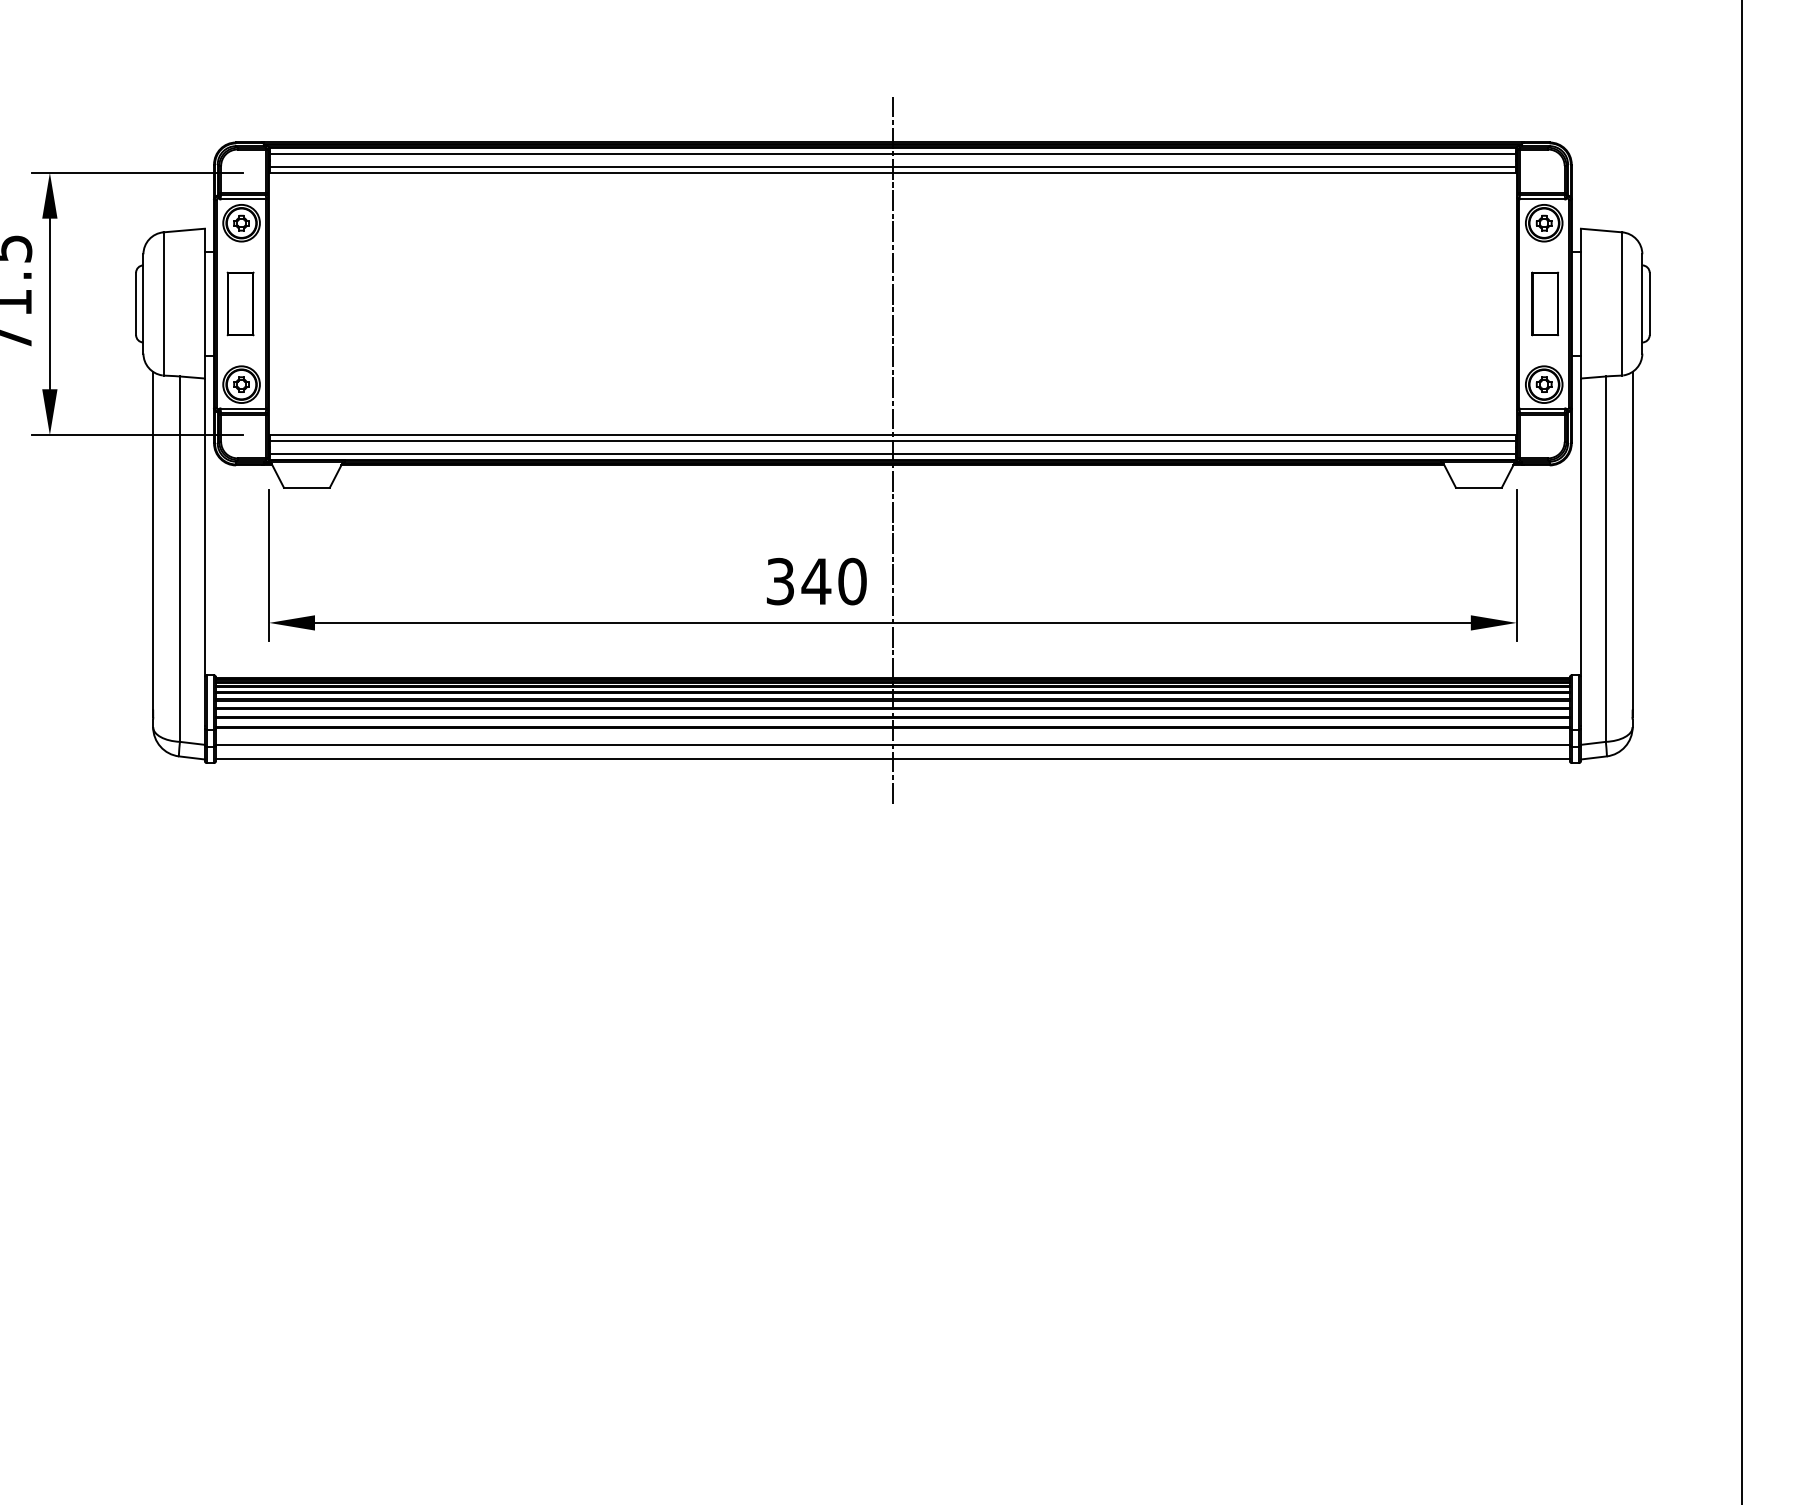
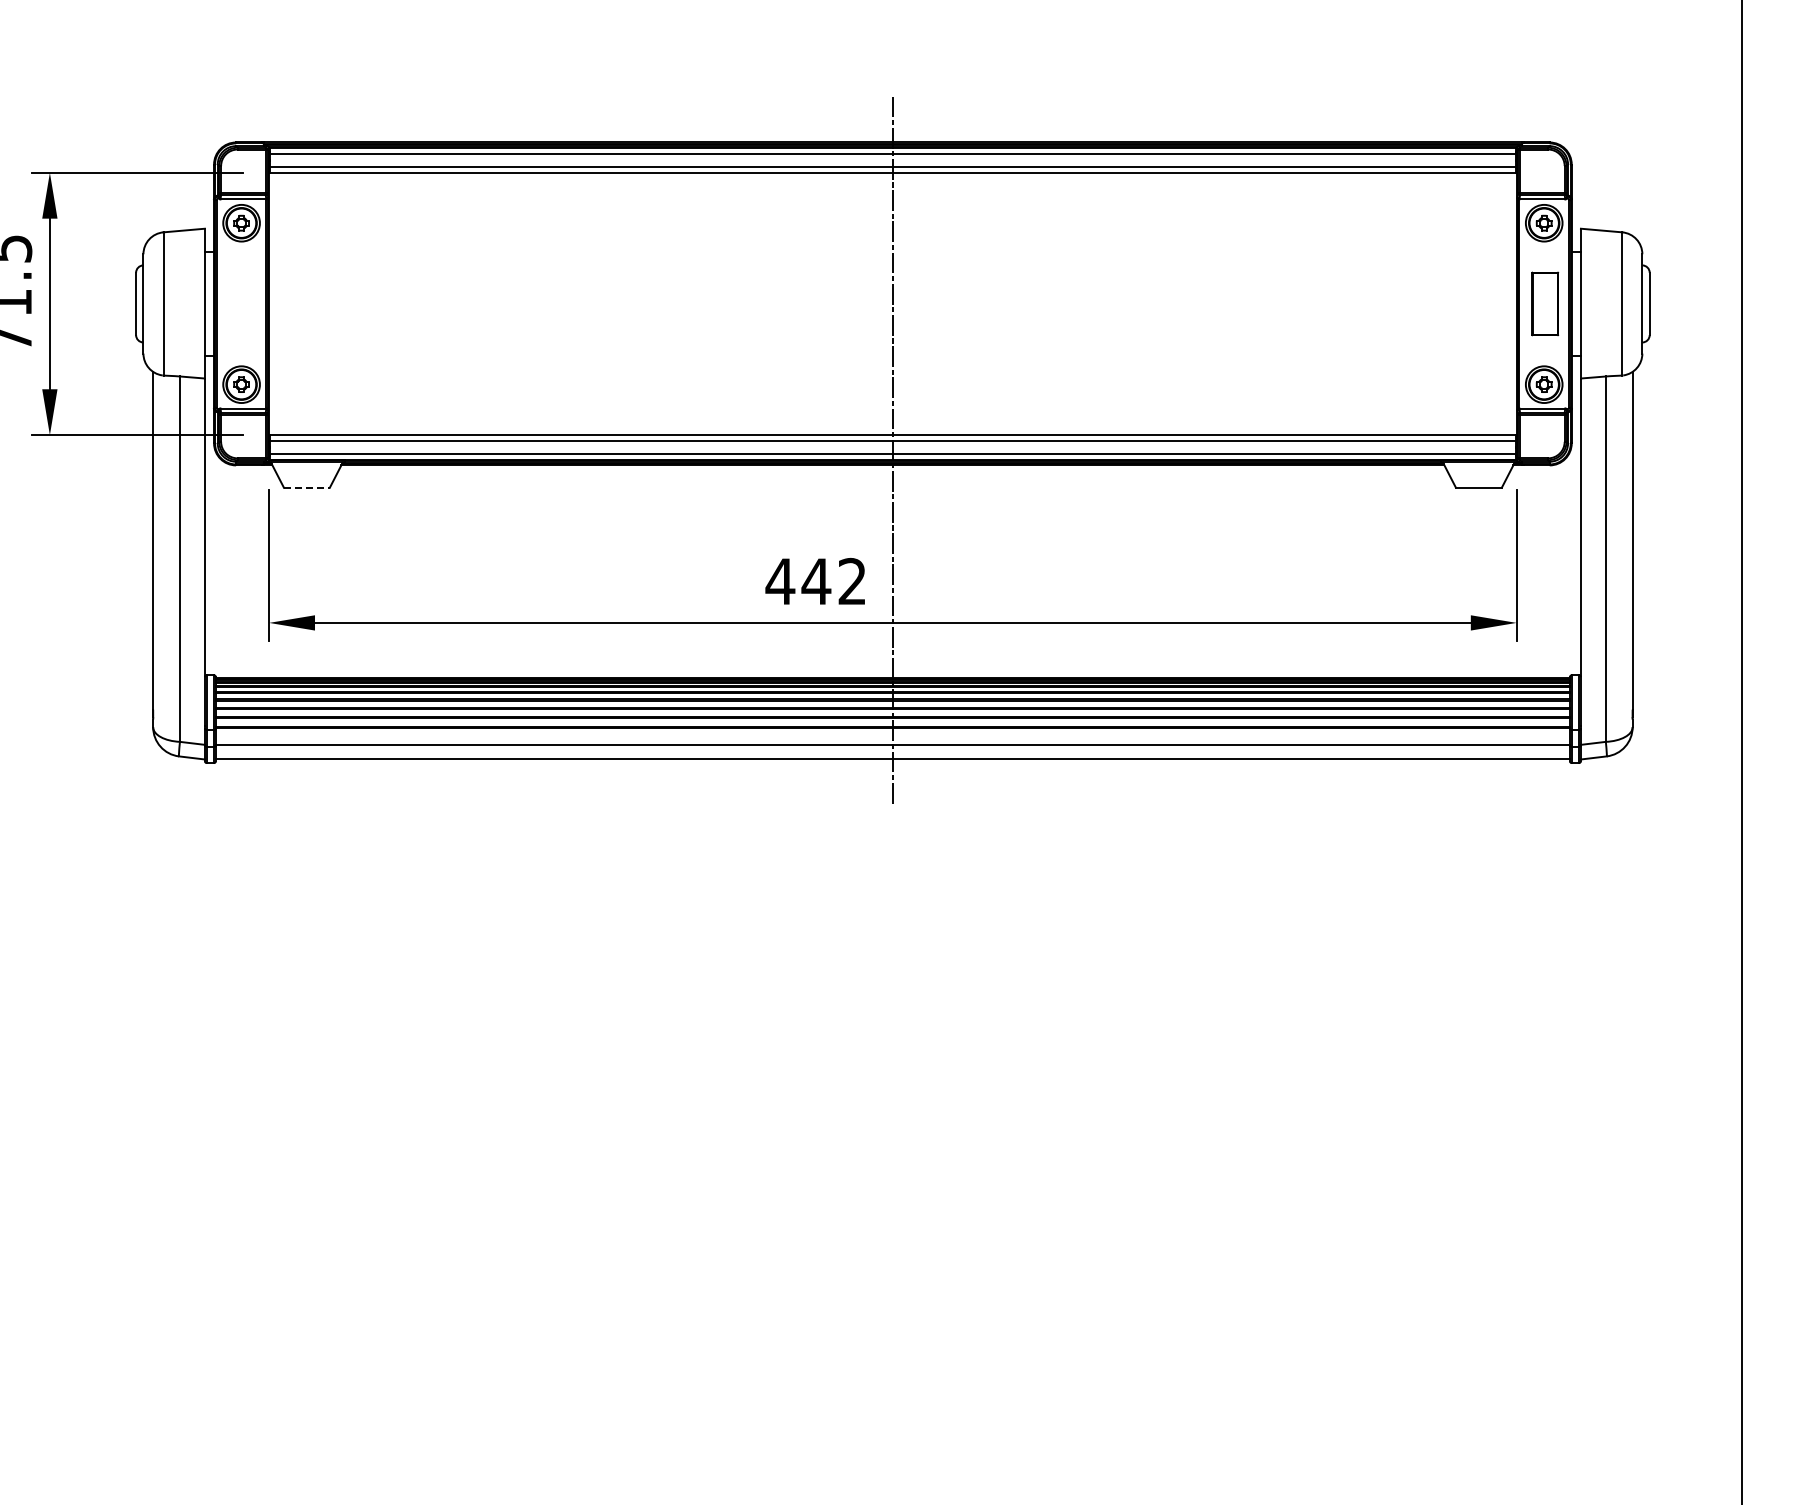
part: present -> none (240, 303)
line: solid -> dashed (306, 487)
text: 340 -> 442 (815, 581)
